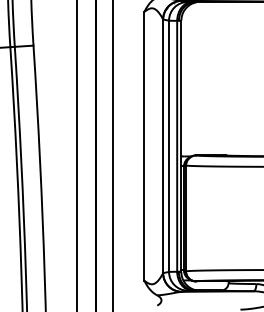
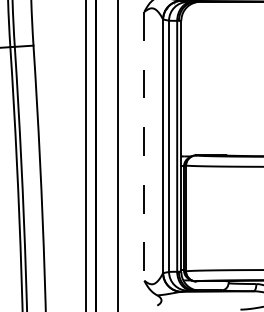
line: solid -> dashed (144, 146)
line position: (77, 155) -> (86, 155) (86, 155)
line position: (113, 155) -> (118, 155) (118, 155)
